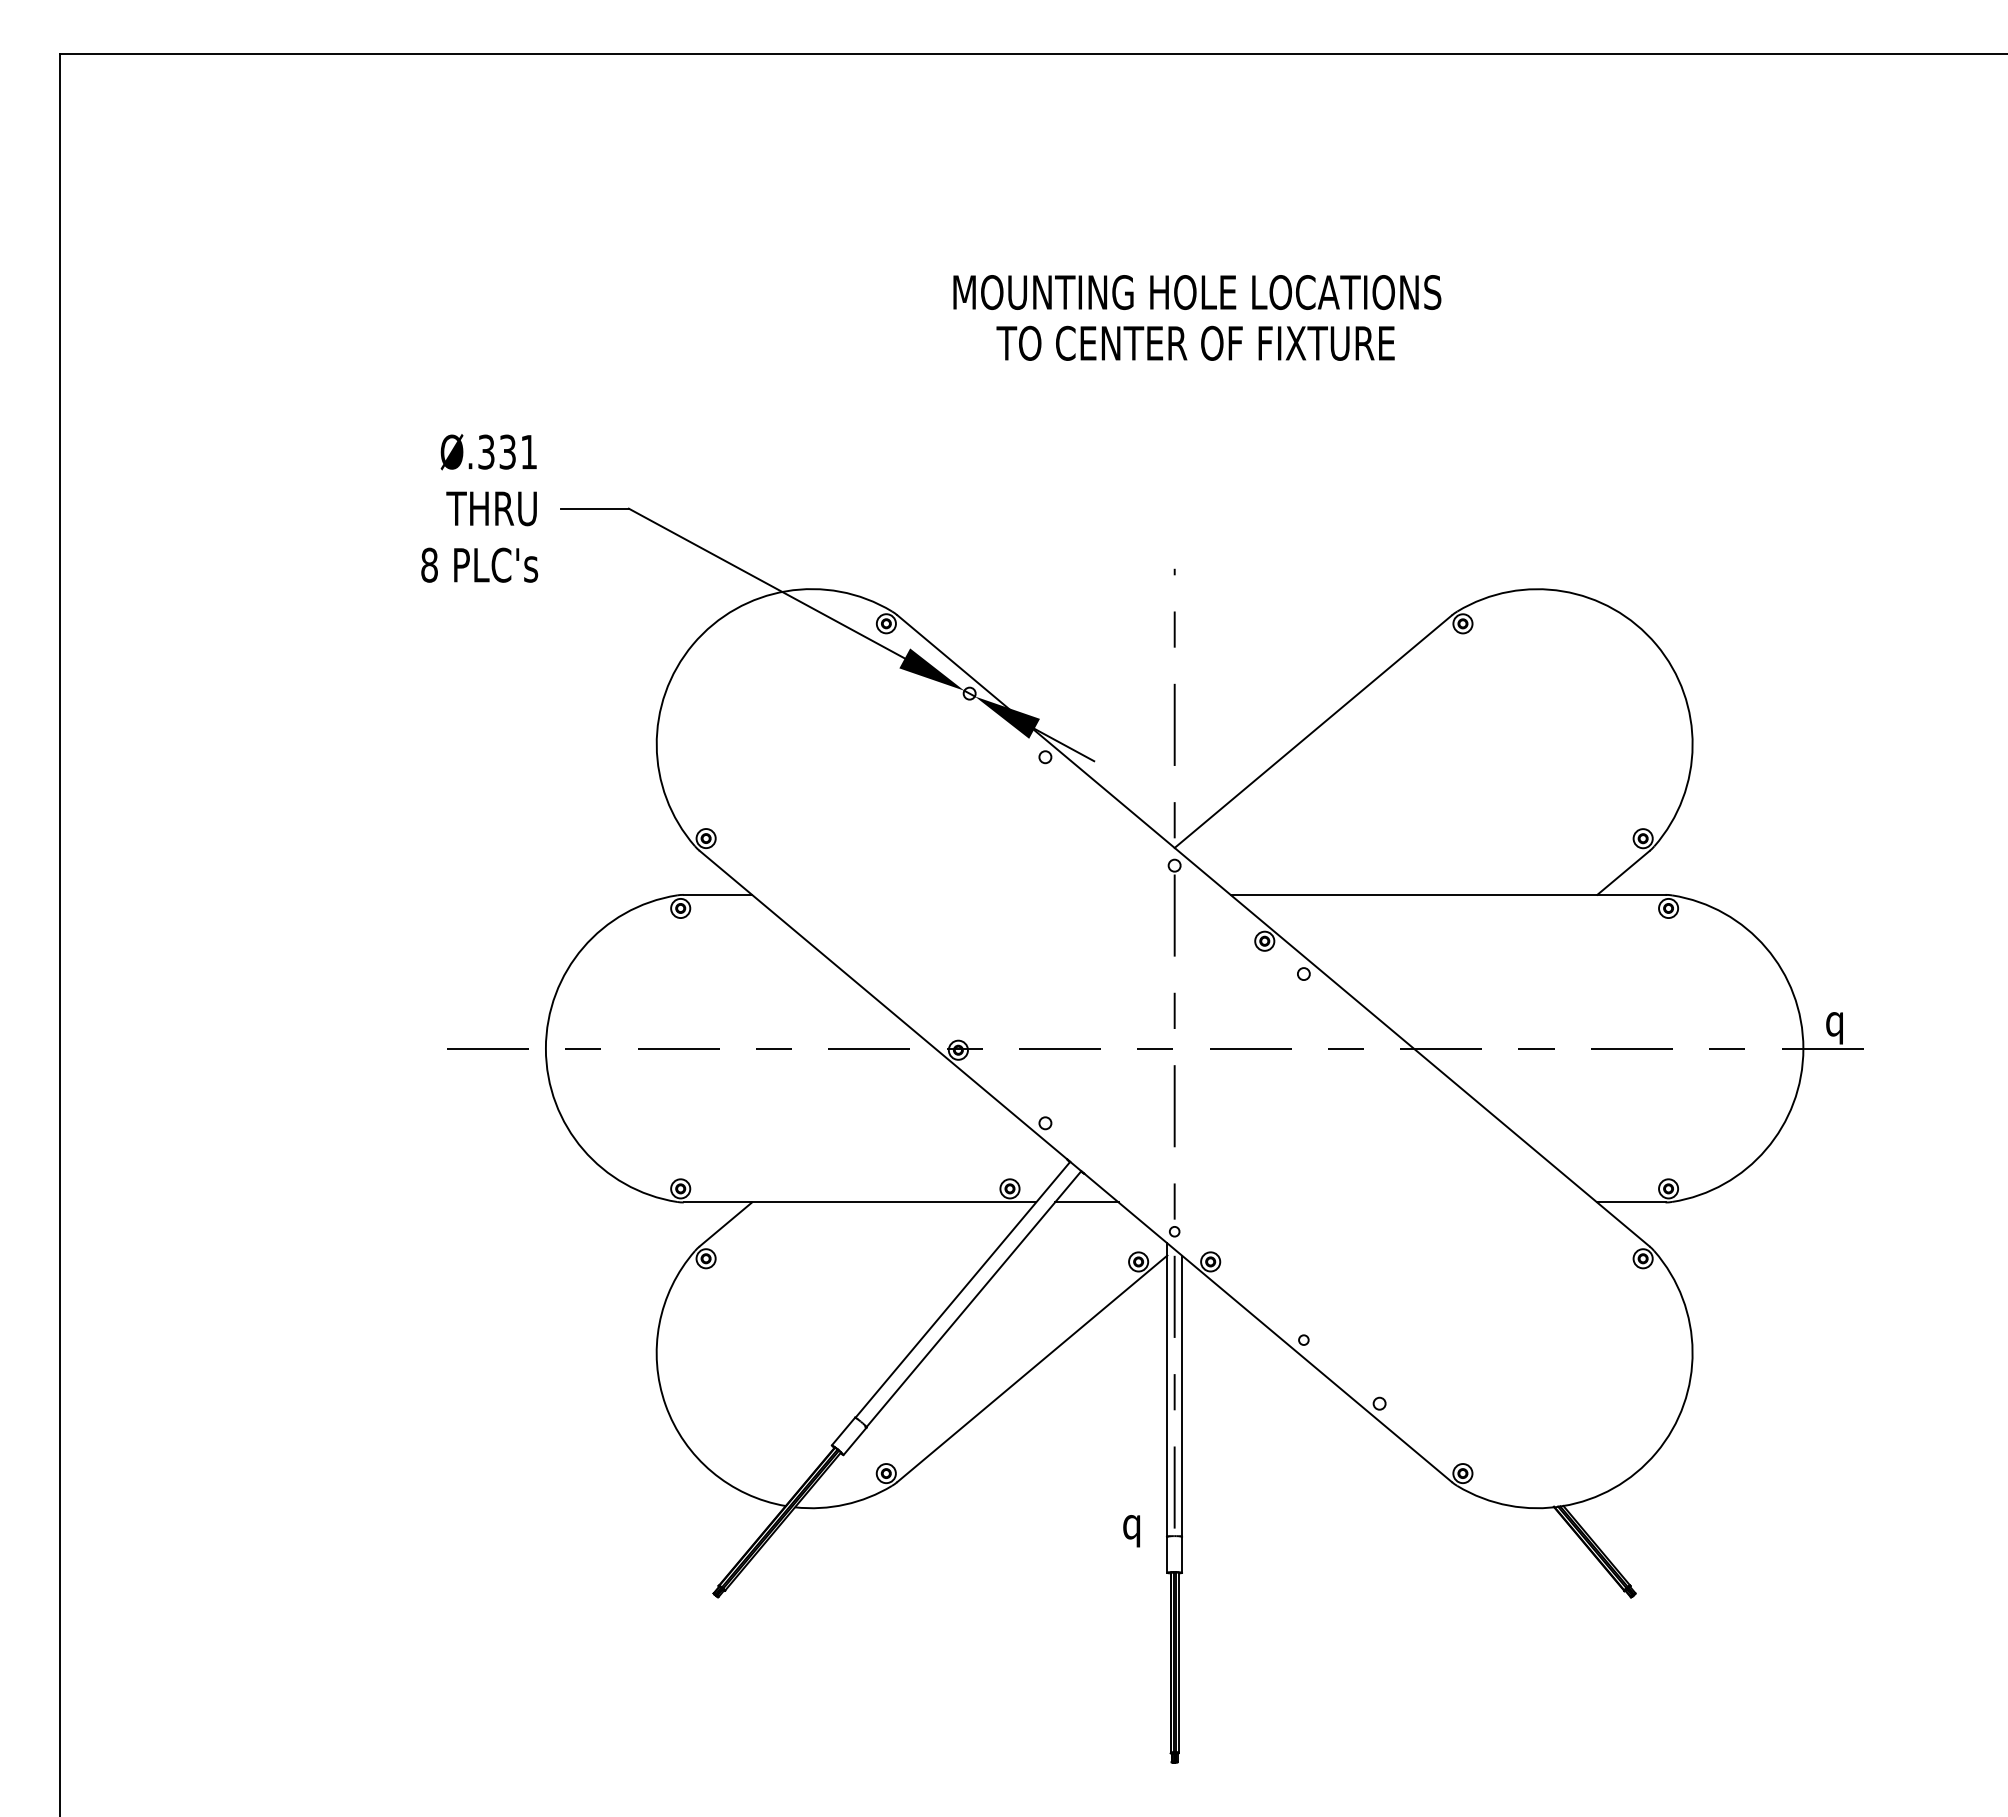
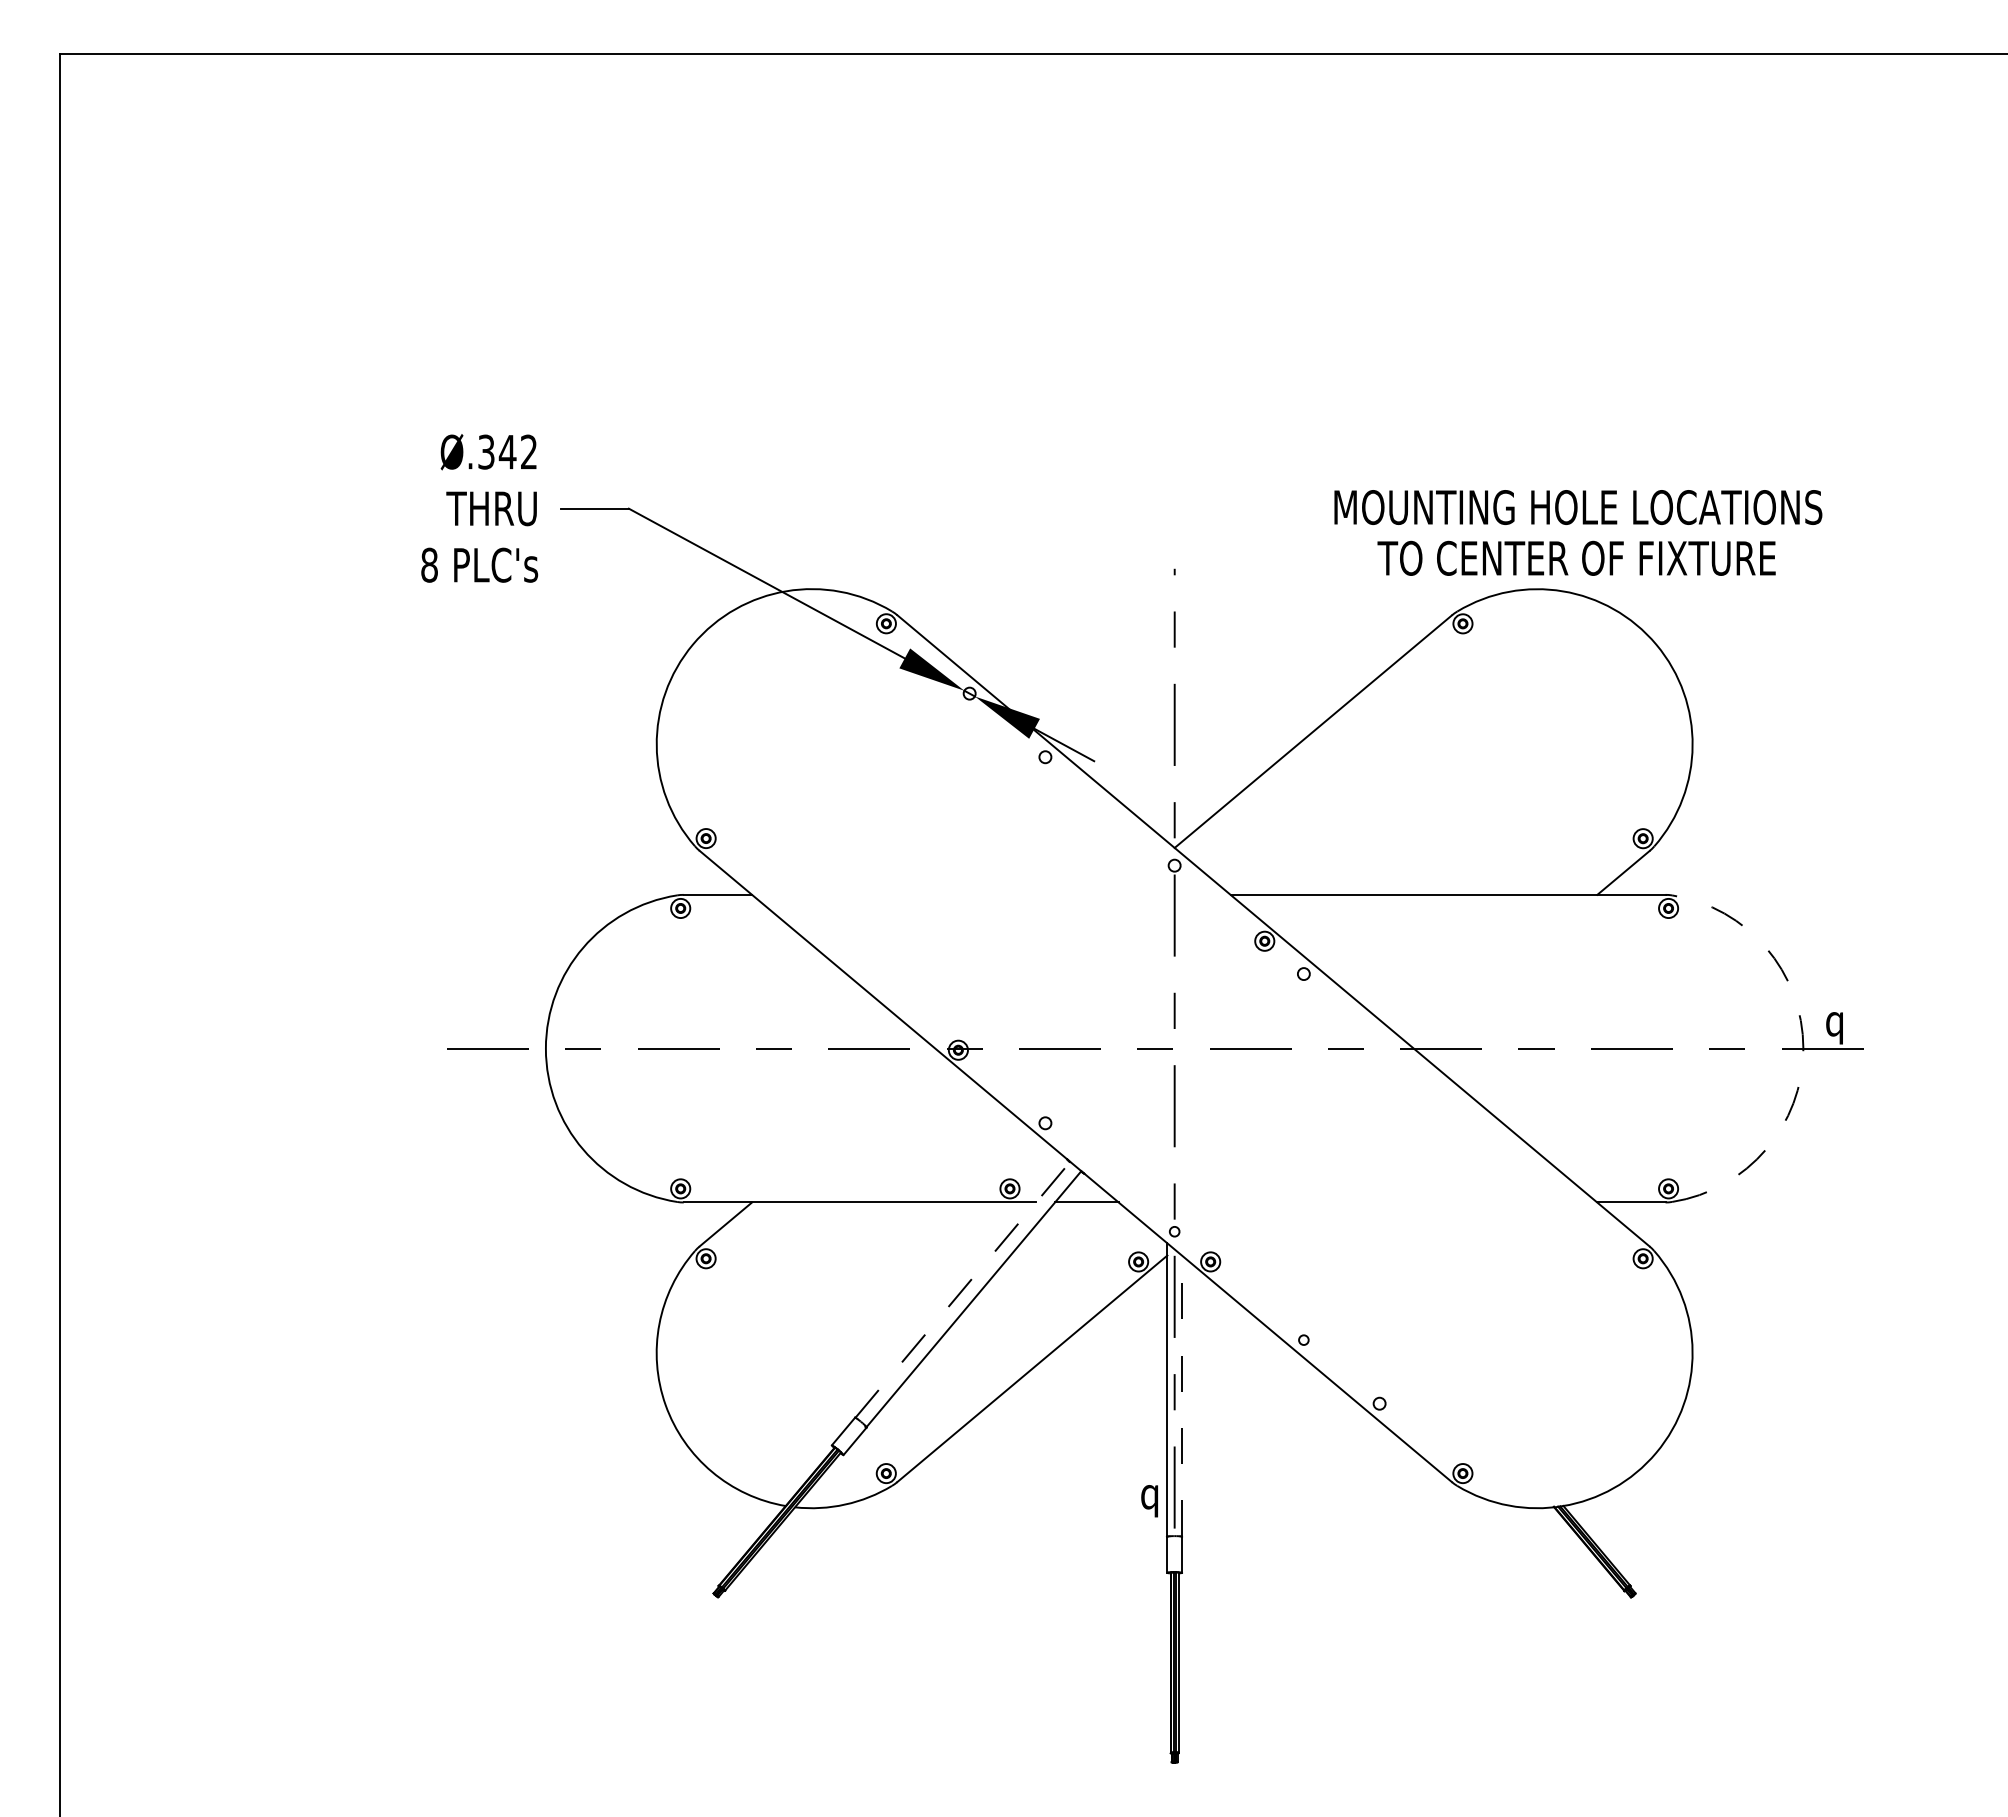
text position: (1197, 317) -> (1578, 532) (1578, 532)
text: Ø.331 -> Ø.342 (517, 451)
arc: solid -> dashed (1803, 1048)
line: solid -> dashed (963, 1289)
line: solid -> dashed (1181, 1396)
text position: (1131, 1531) -> (1149, 1501) (1149, 1501)
